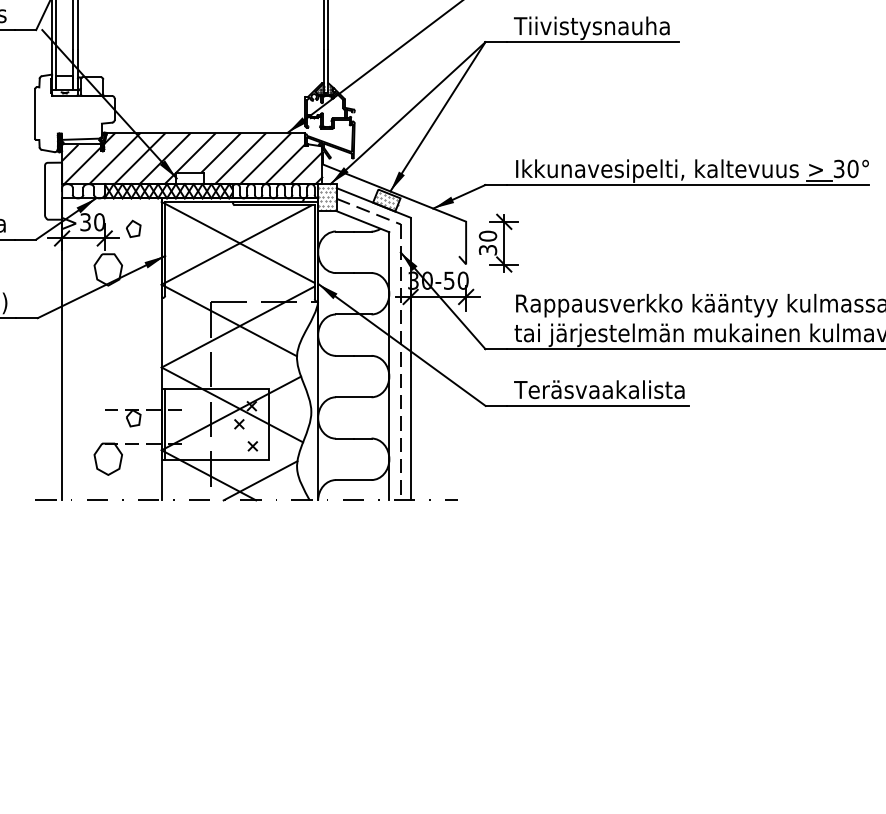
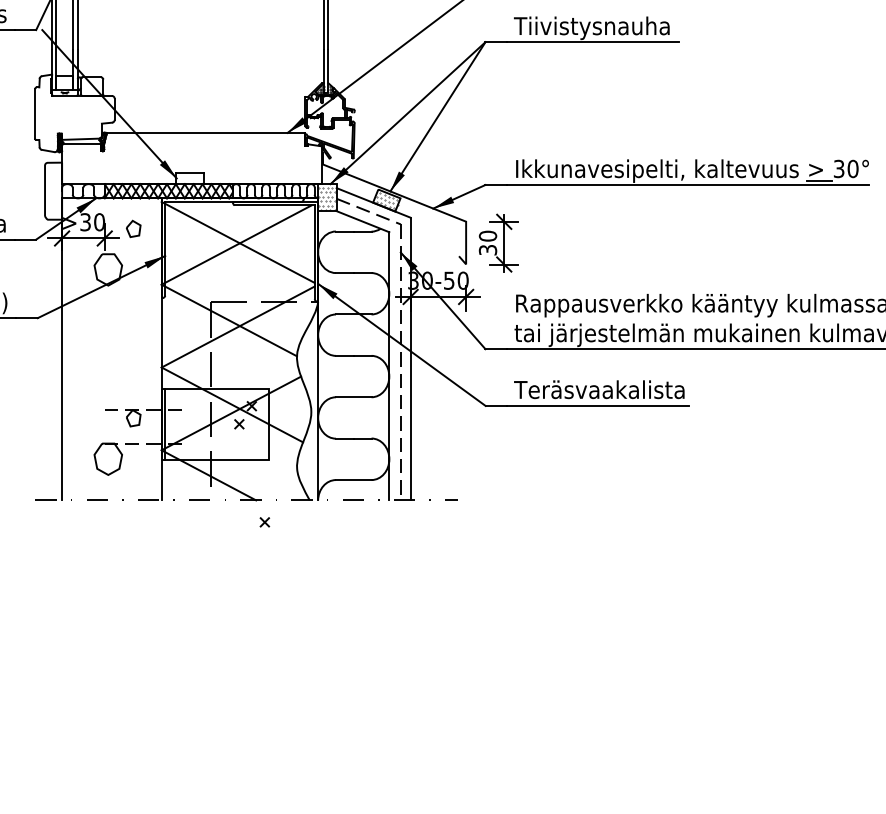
hatch: present -> none (192, 158)
part position: (252, 446) -> (264, 522) (264, 522)
line: present -> none (260, 480)
